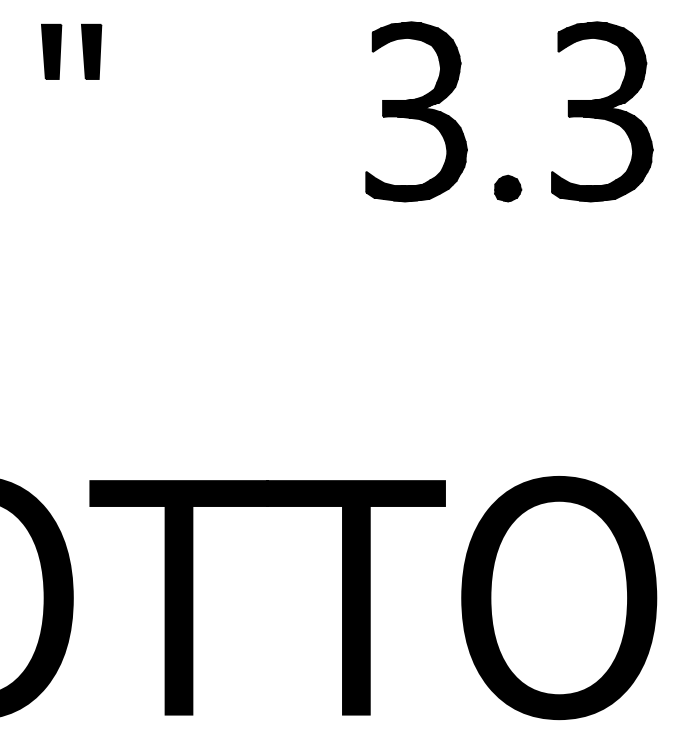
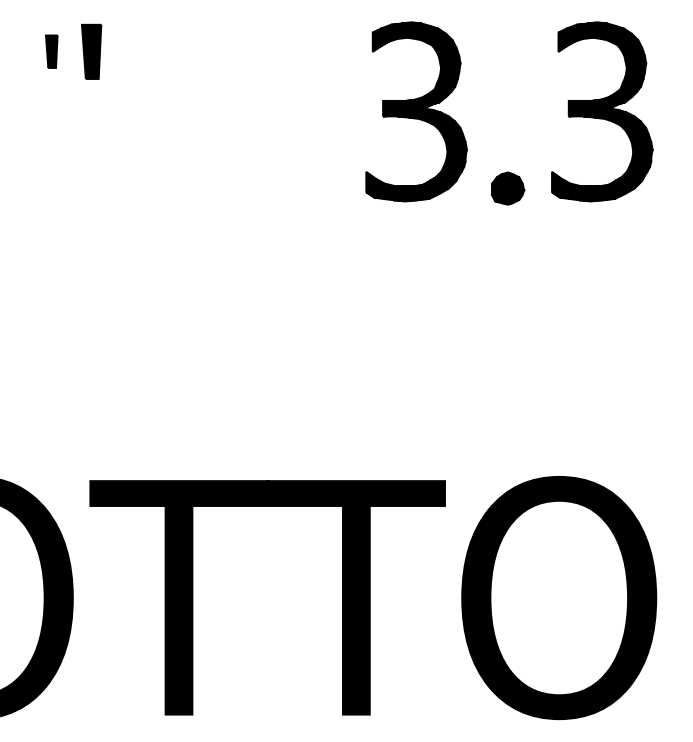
part size: 22x57 px -> 14x35 px (51, 51)
part size: 29x29 px -> 36x35 px (507, 188)
